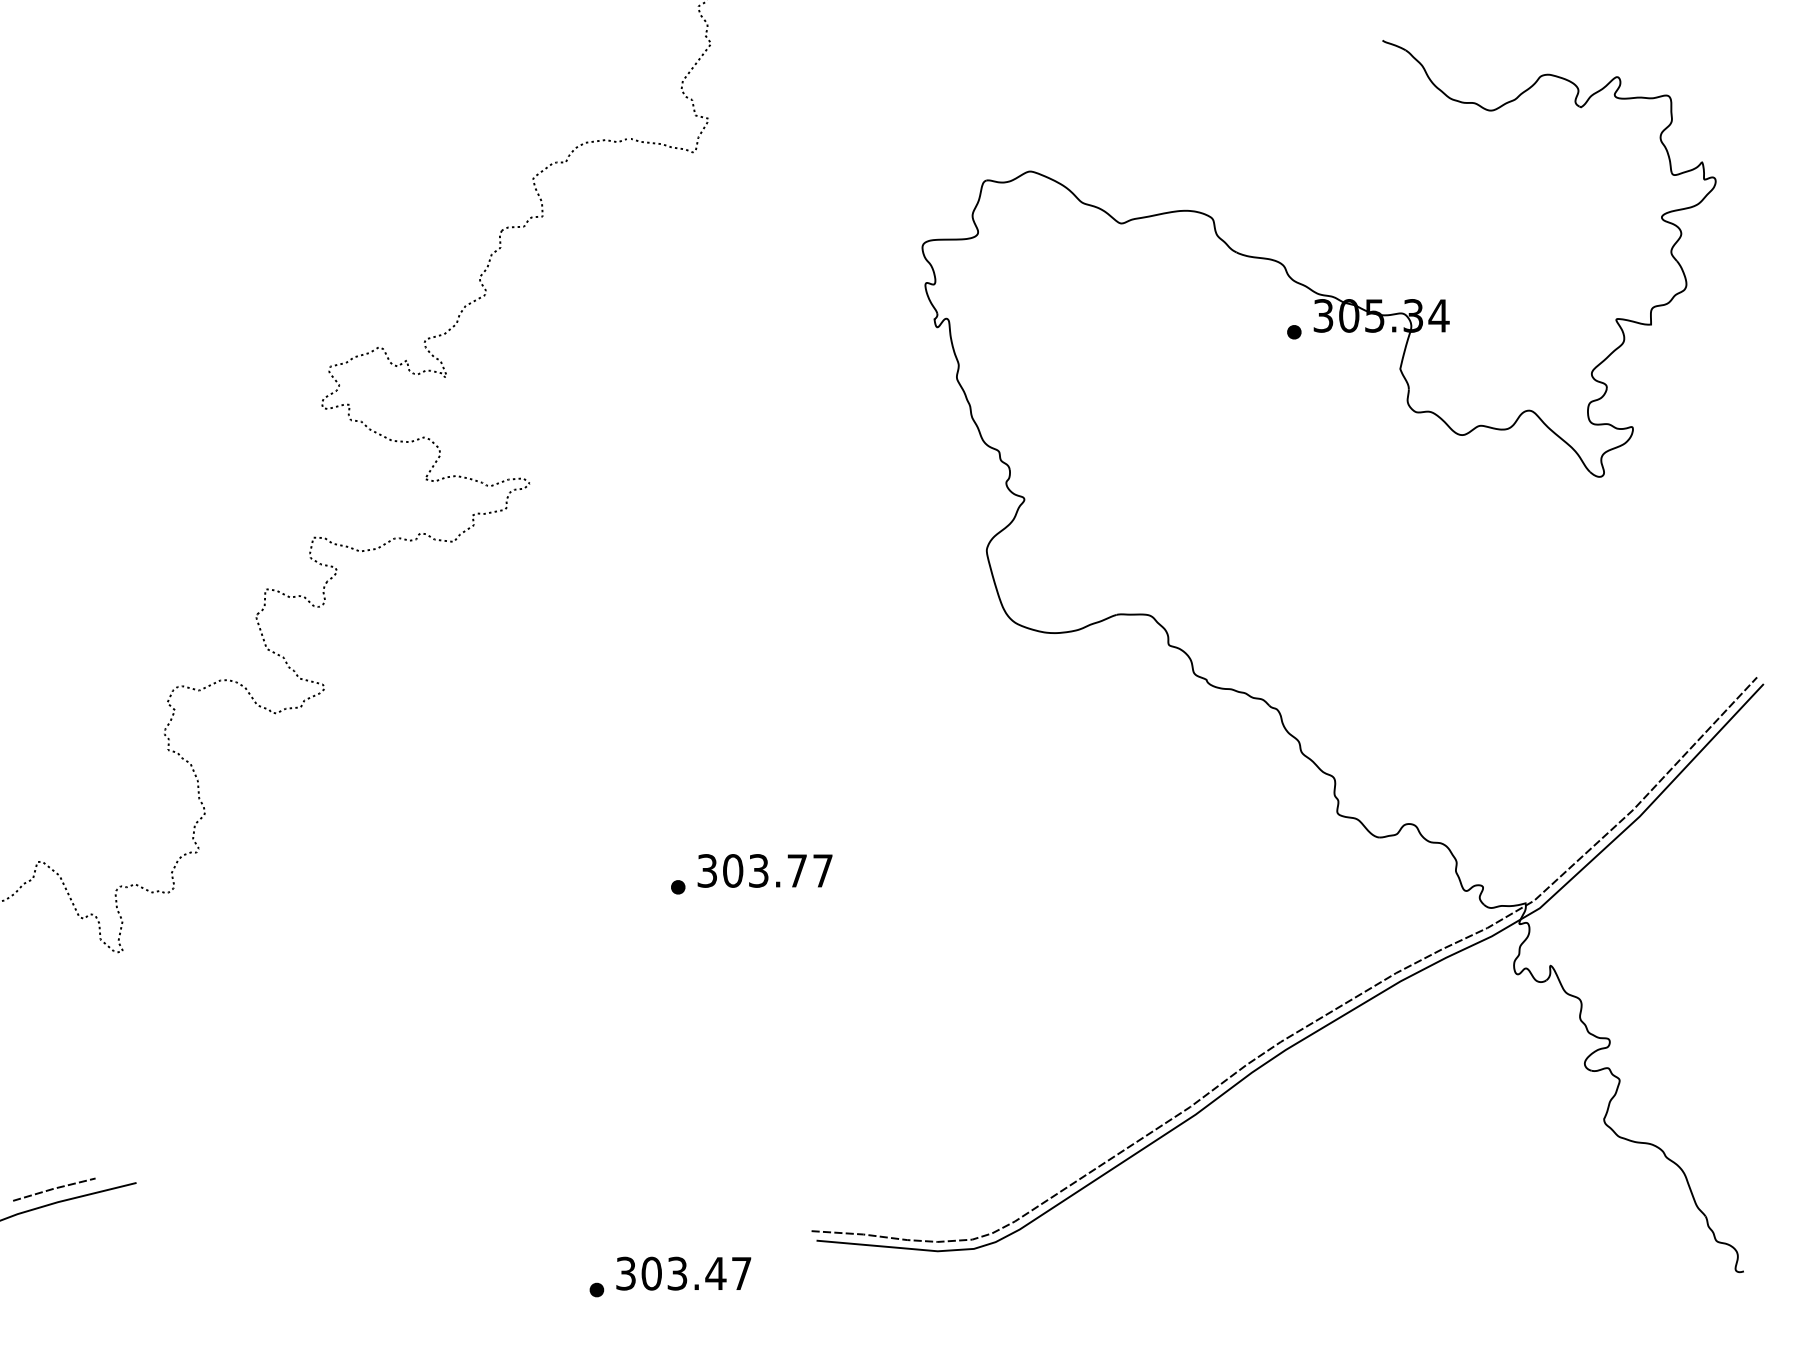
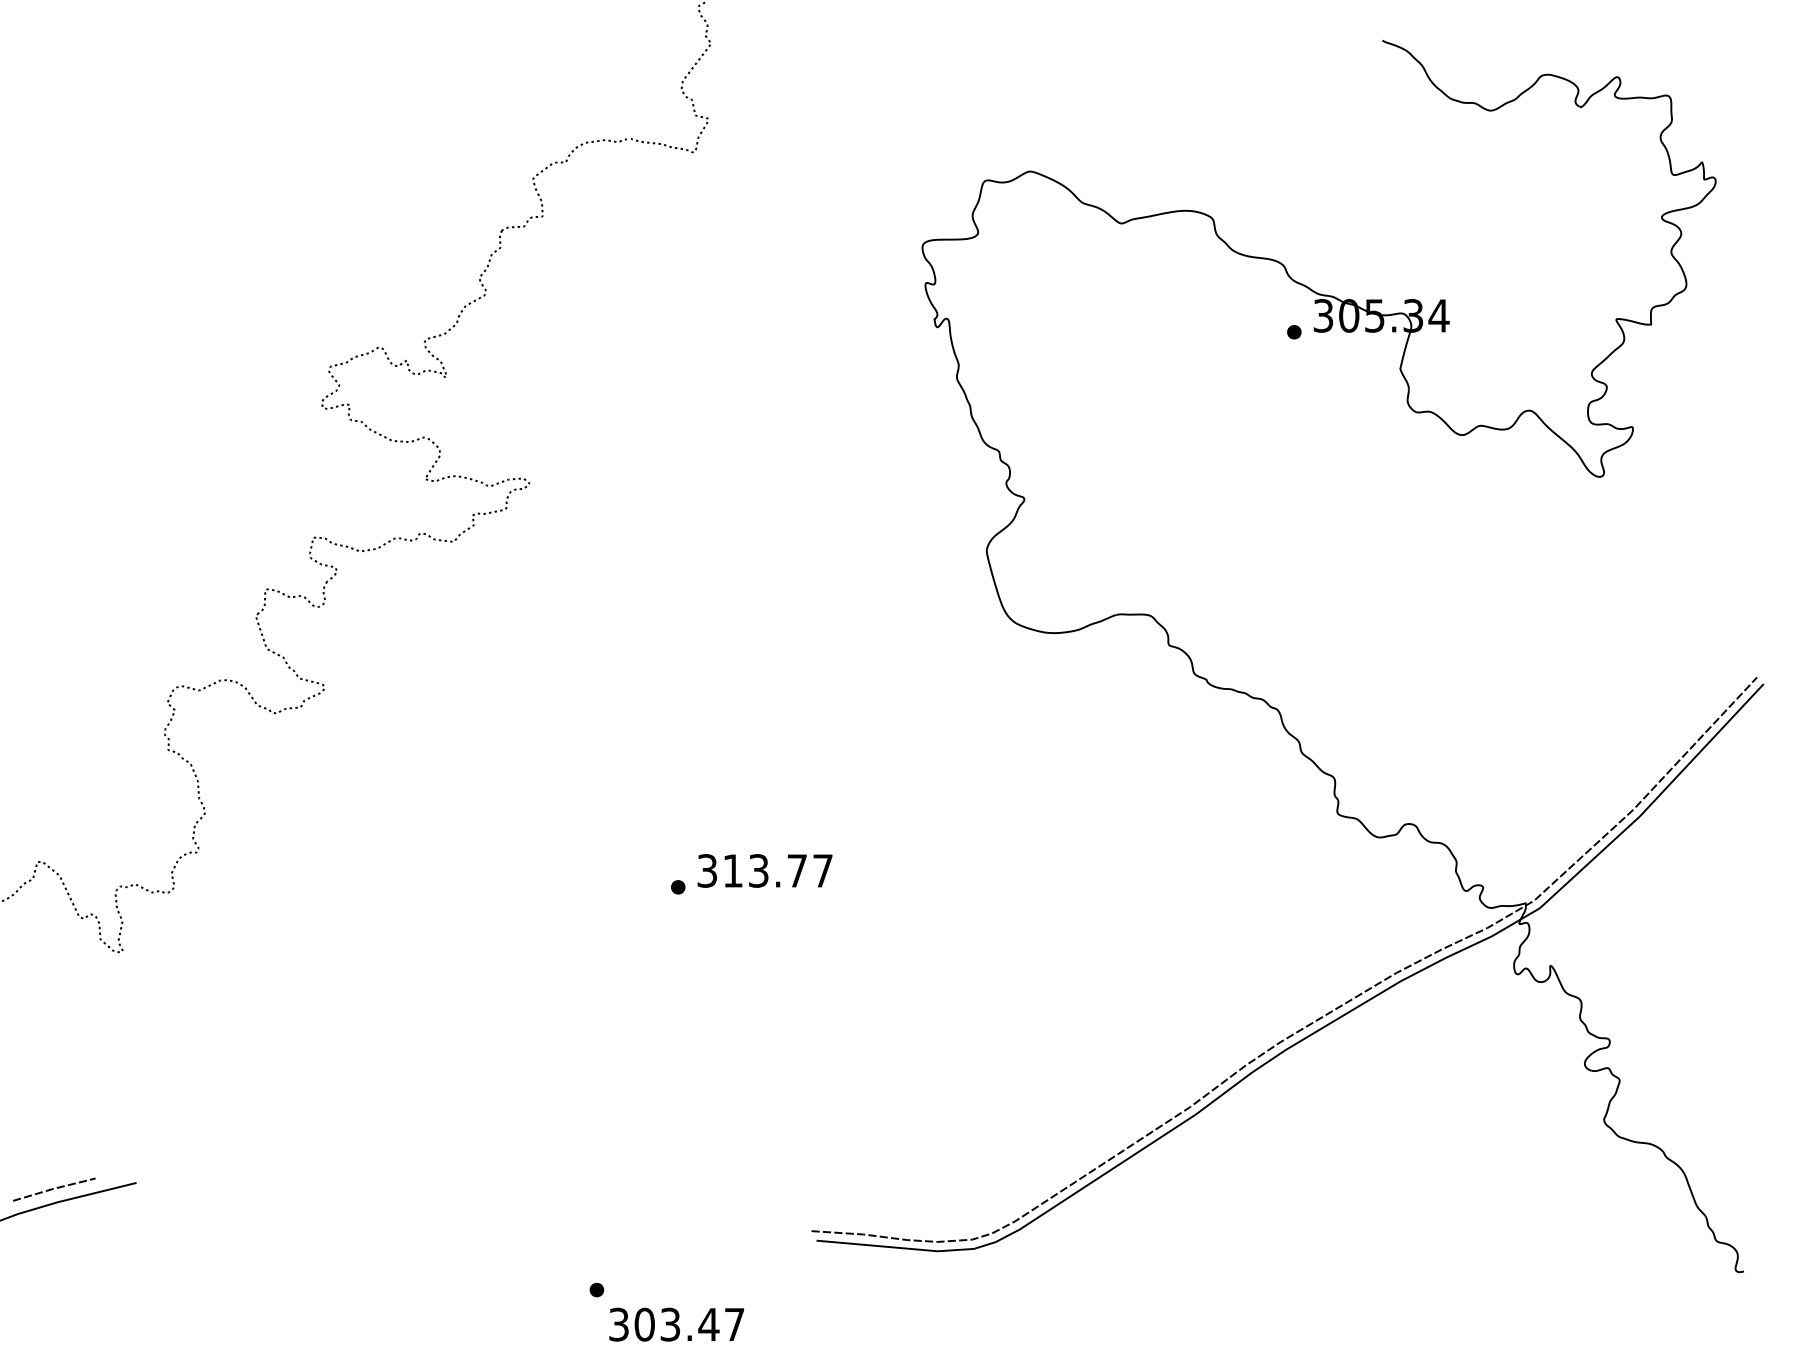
text: 303.77 -> 313.77 (733, 870)
text position: (683, 1273) -> (676, 1324) (676, 1324)
